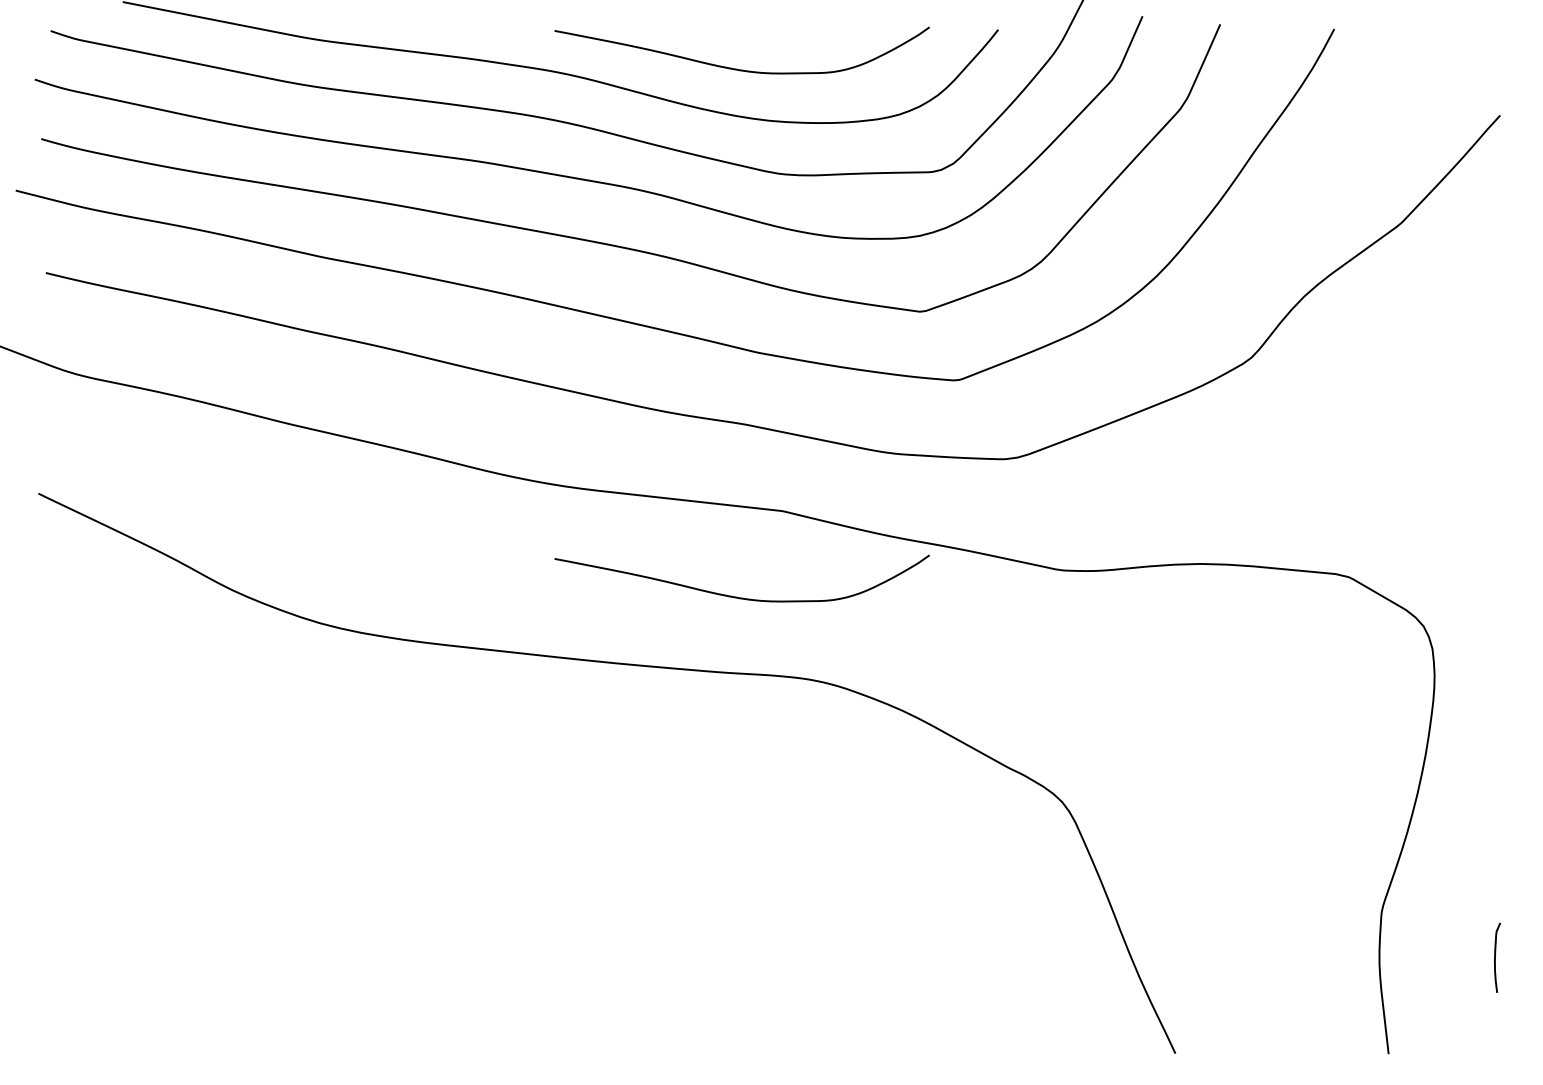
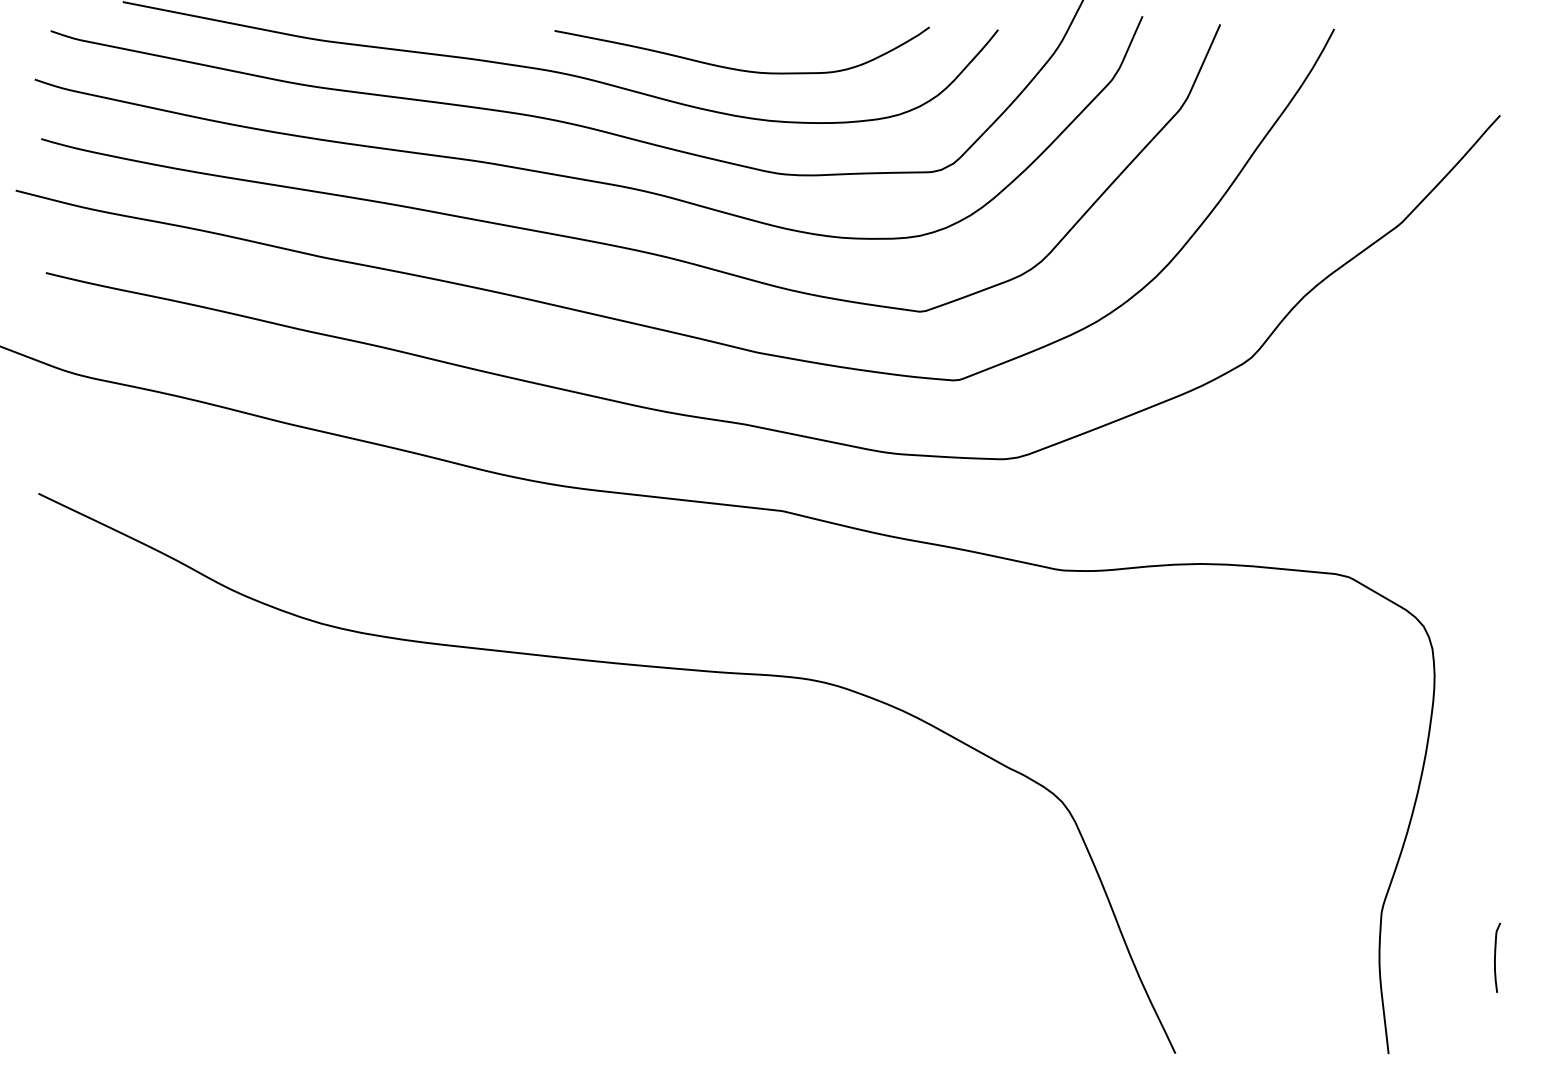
curve: present -> none (737, 596)
